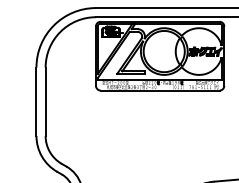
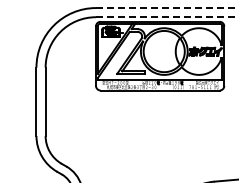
line: solid -> dashed (167, 8)
line: solid -> dashed (167, 17)
